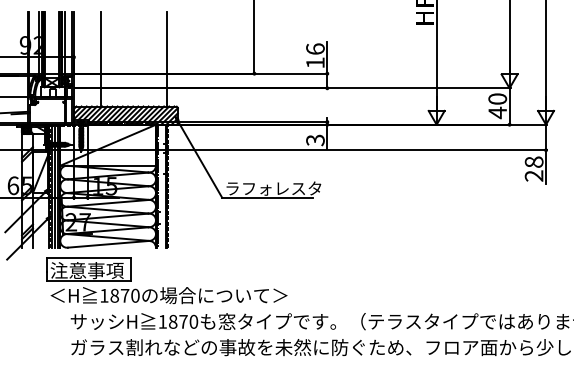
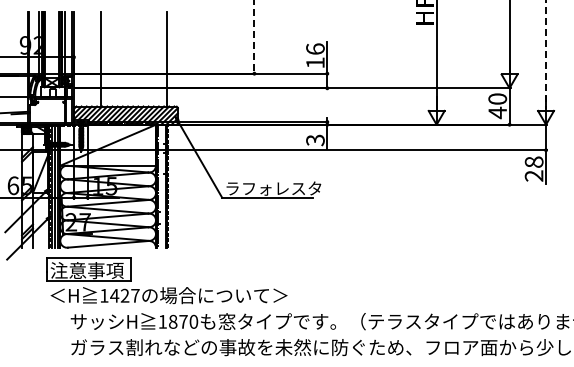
line: solid -> dashed (254, 37)
line: solid -> dashed (546, 54)
text: 1870 -> 1427 (124, 295)
